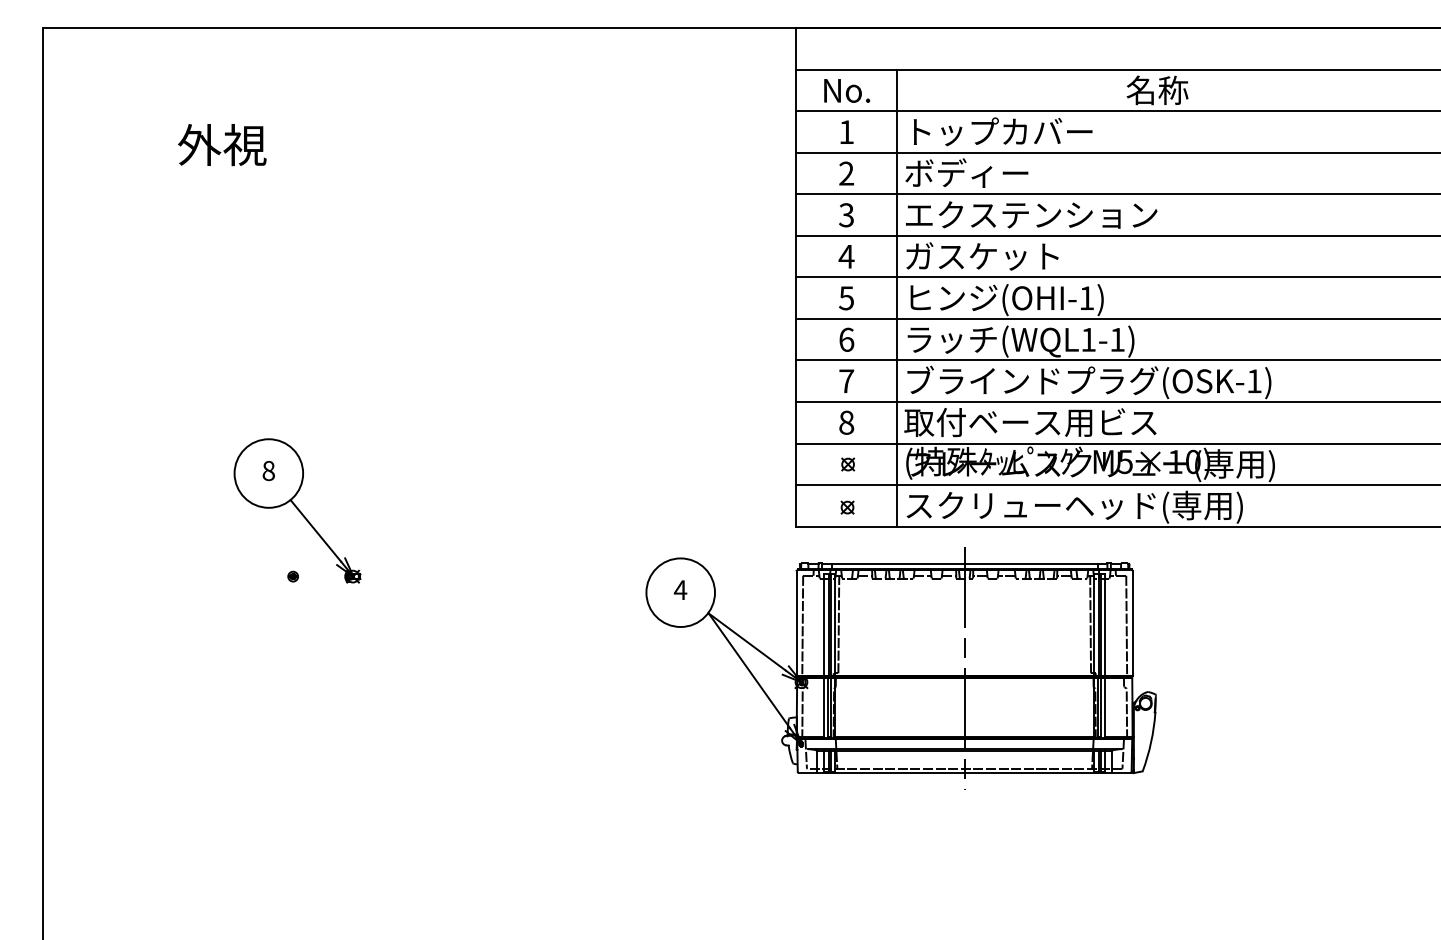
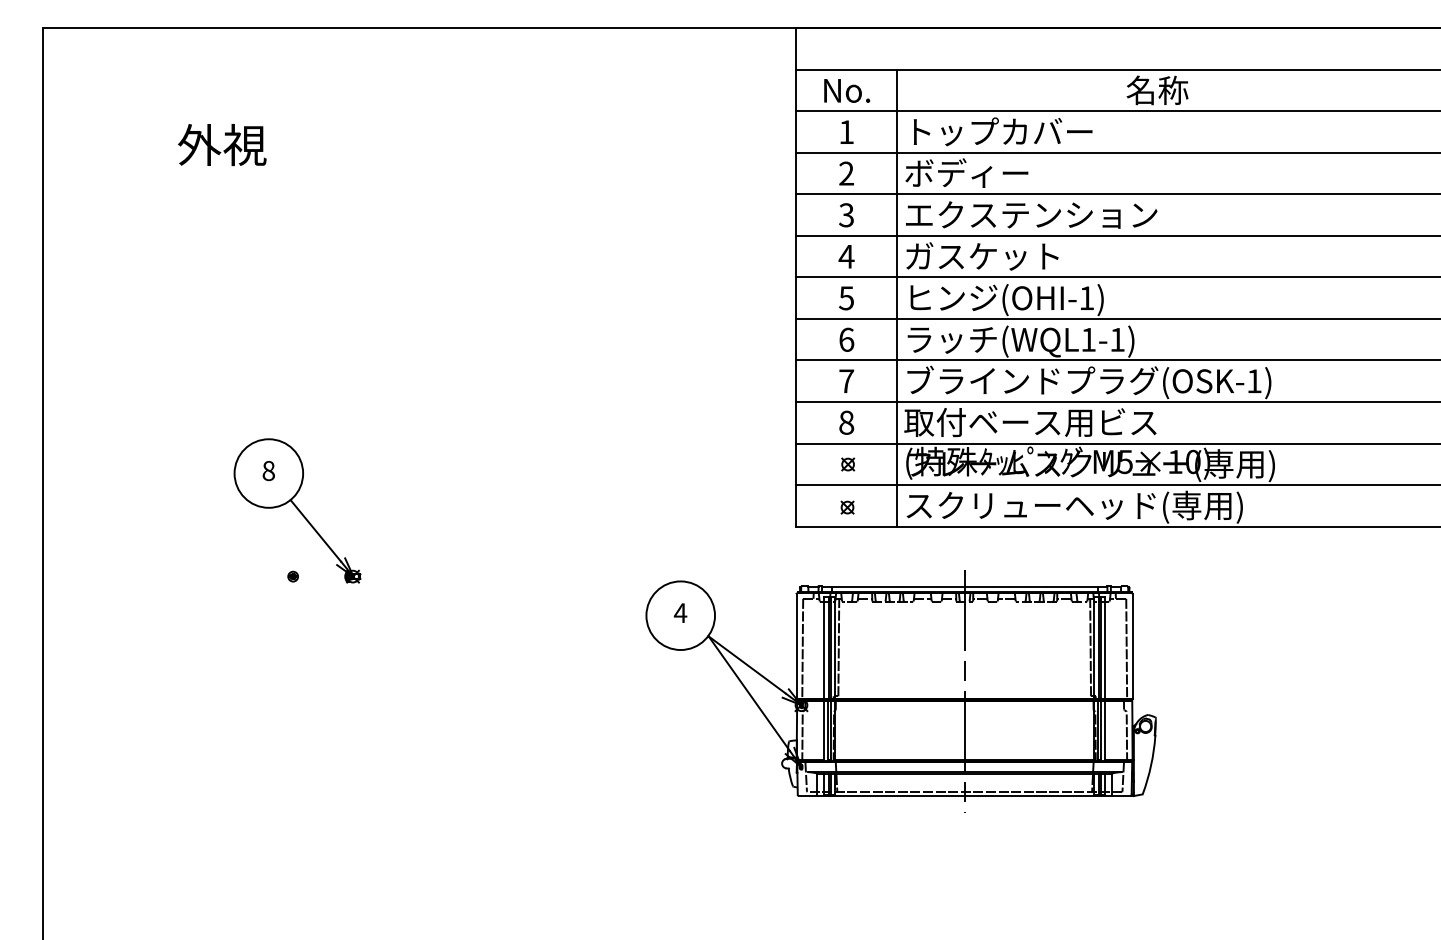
part position: (900, 668) -> (900, 691) (900, 691)
